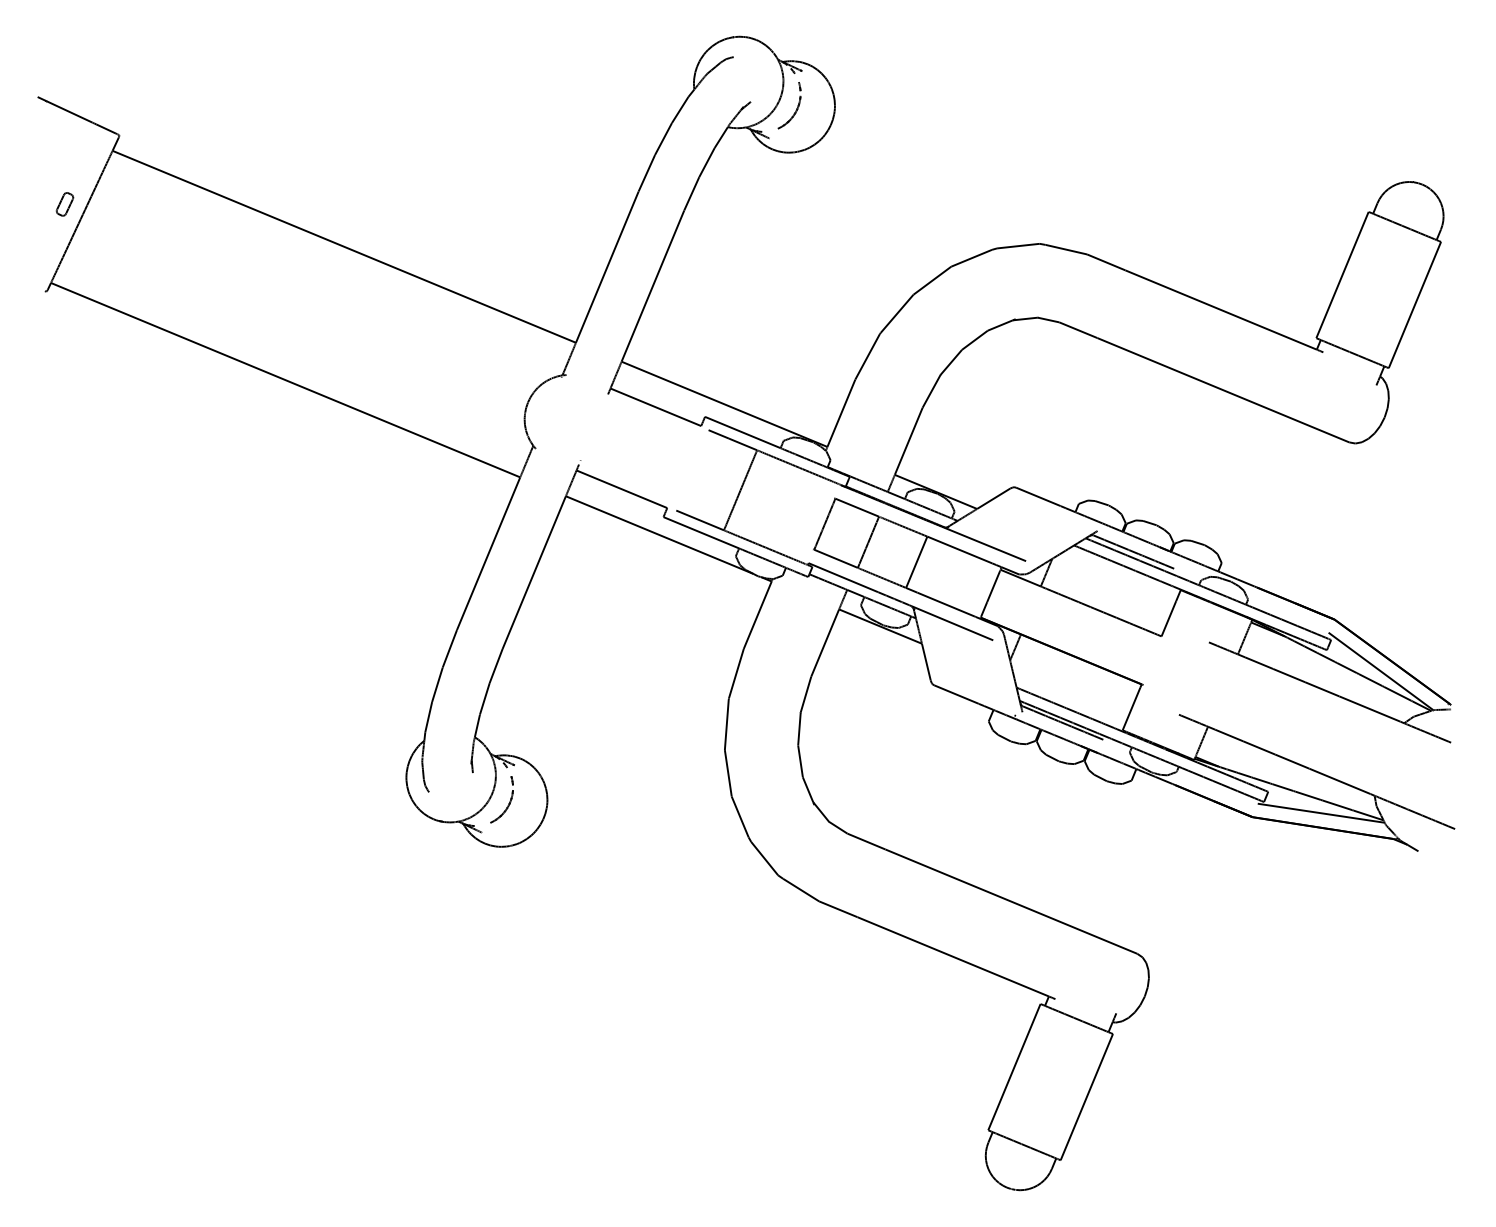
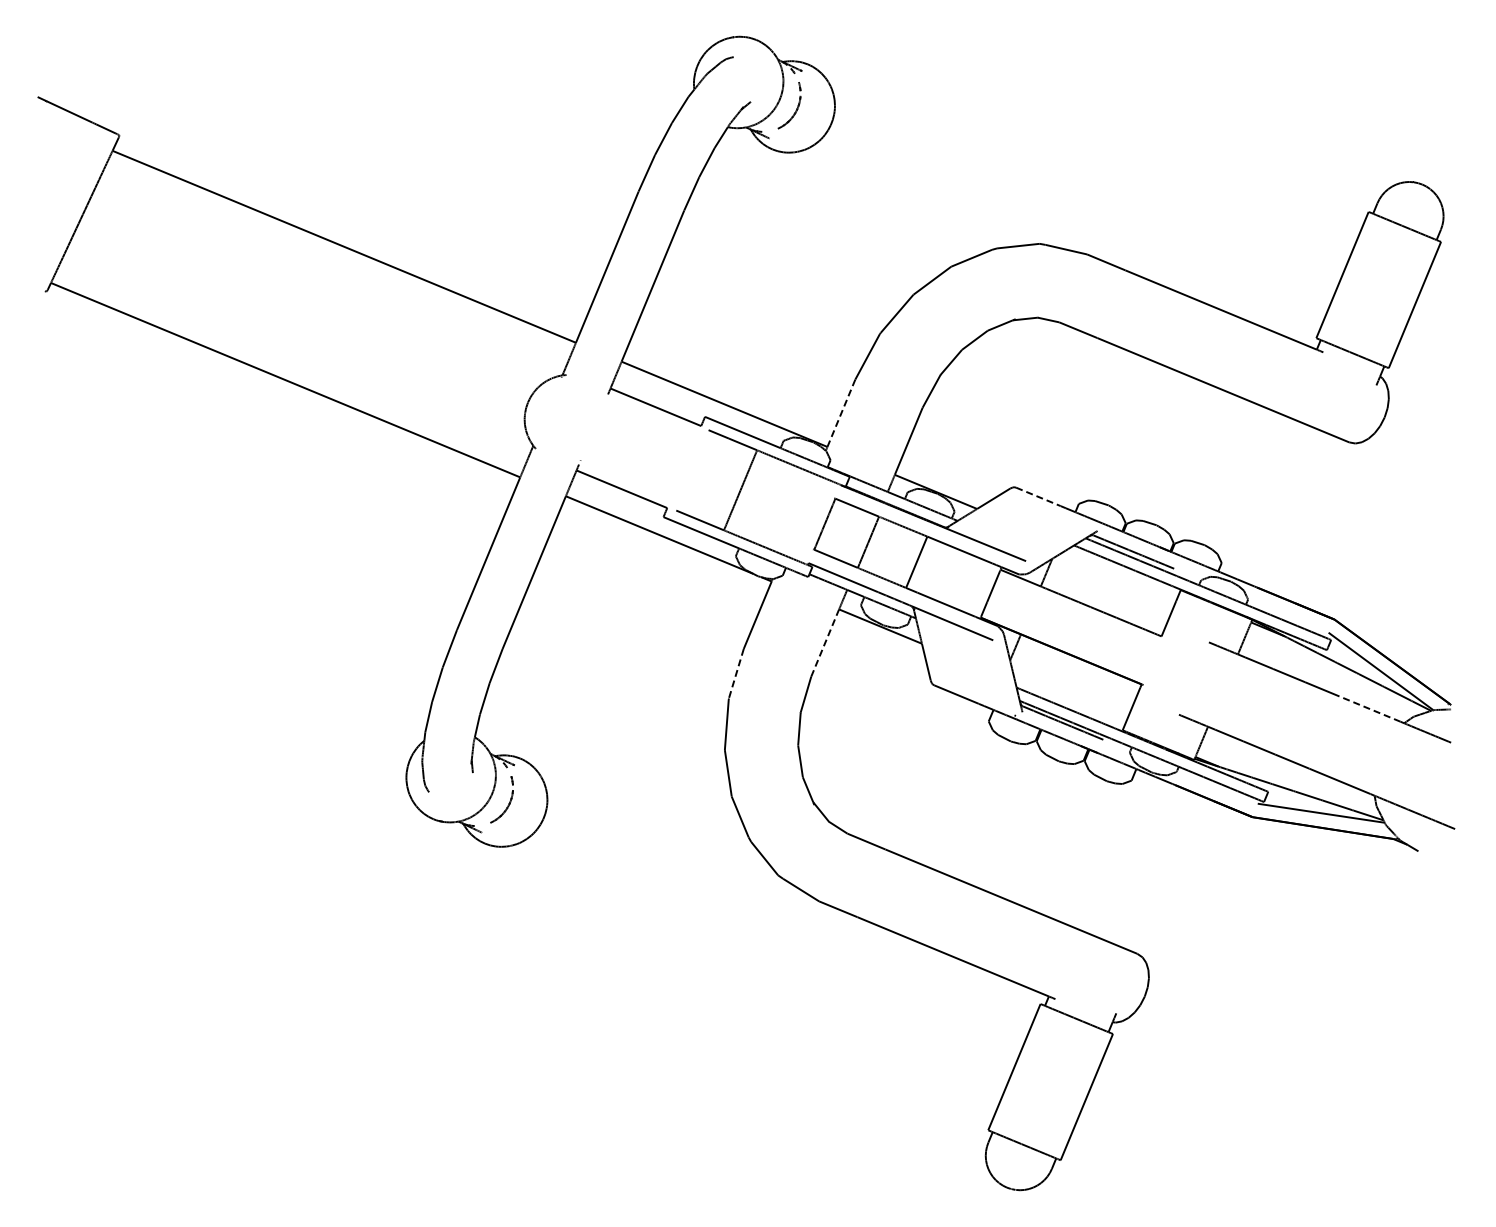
part: present -> none (64, 204)
line: solid -> dashed (841, 413)
line: solid -> dashed (1038, 497)
line: solid -> dashed (825, 642)
line: solid -> dashed (736, 673)
line: solid -> dashed (1369, 708)
